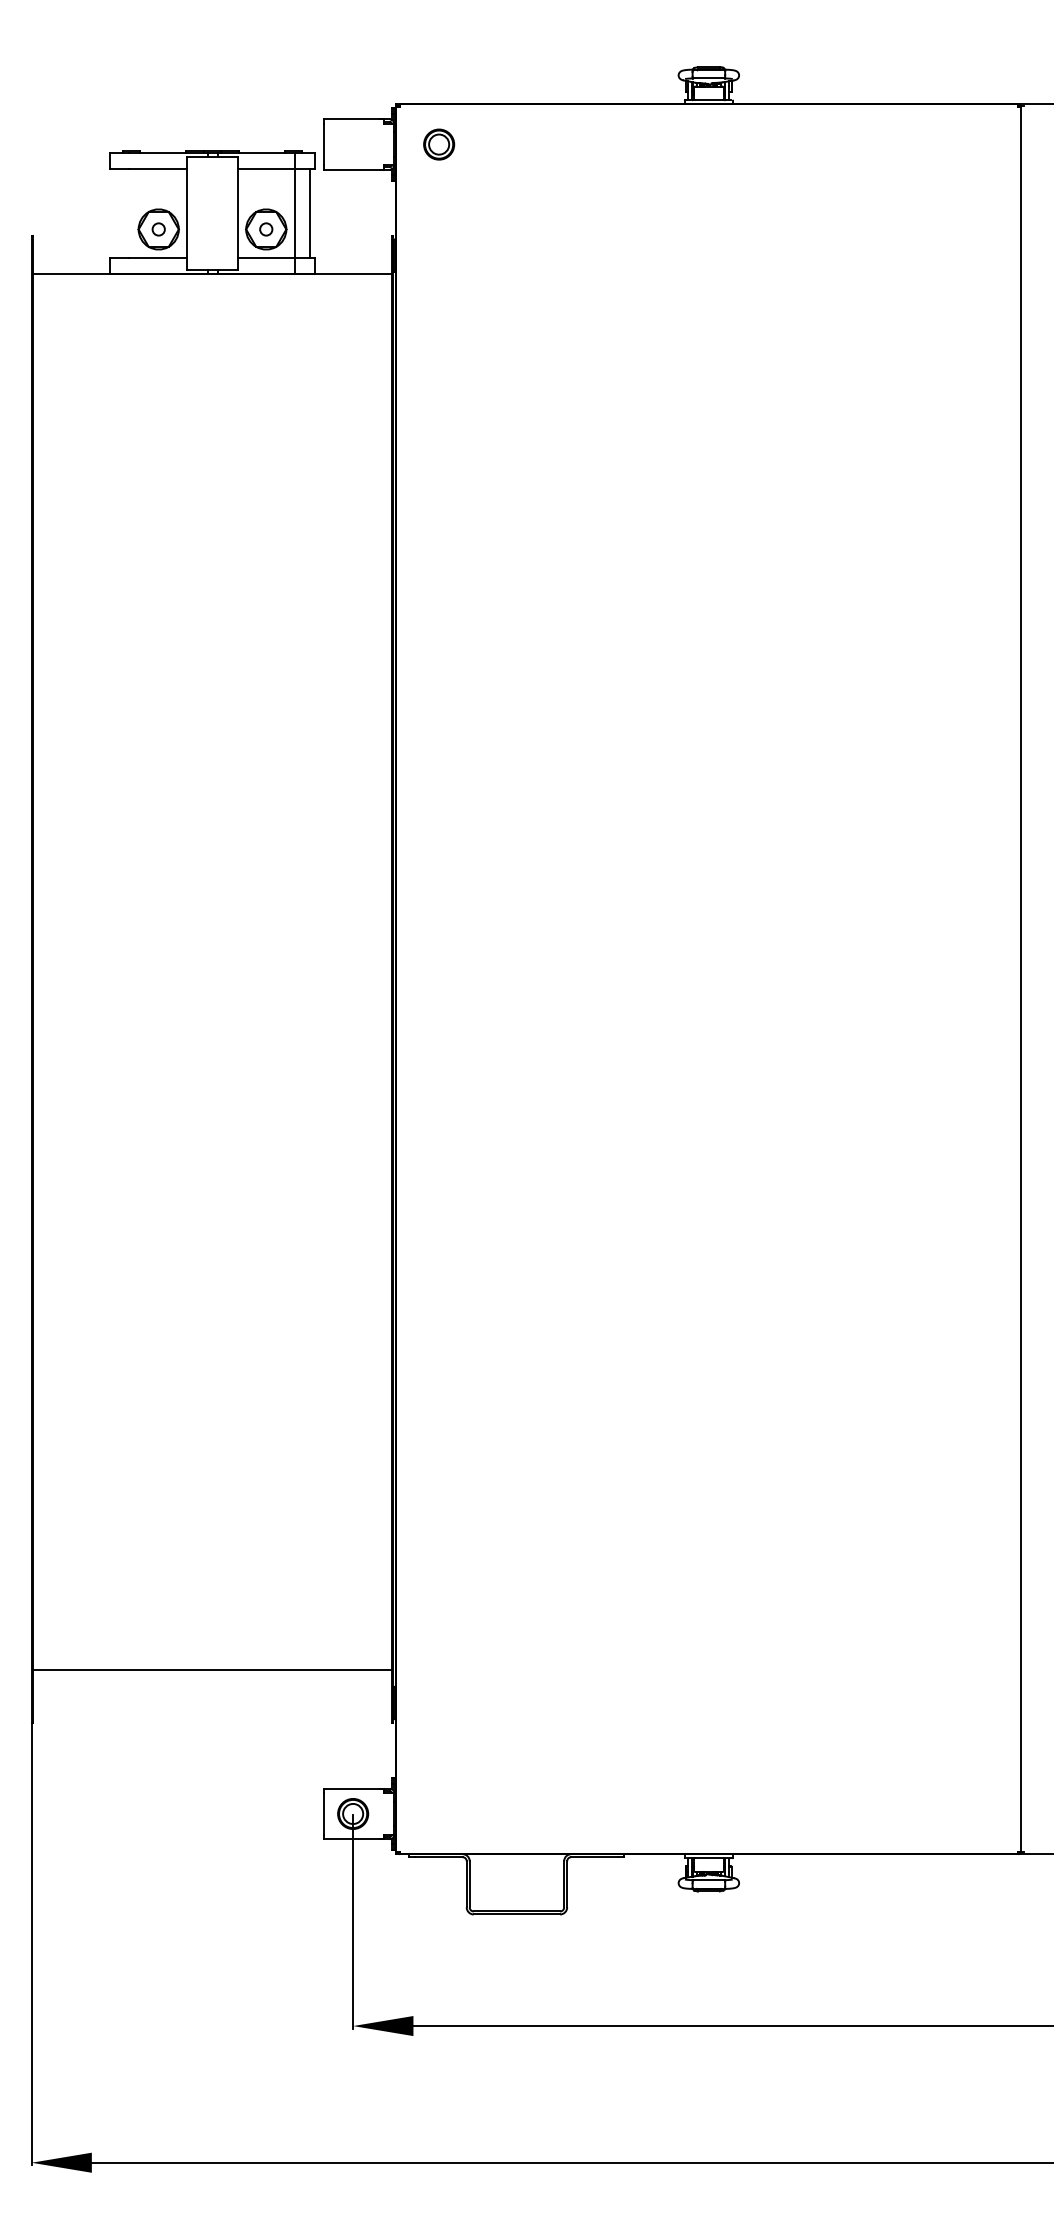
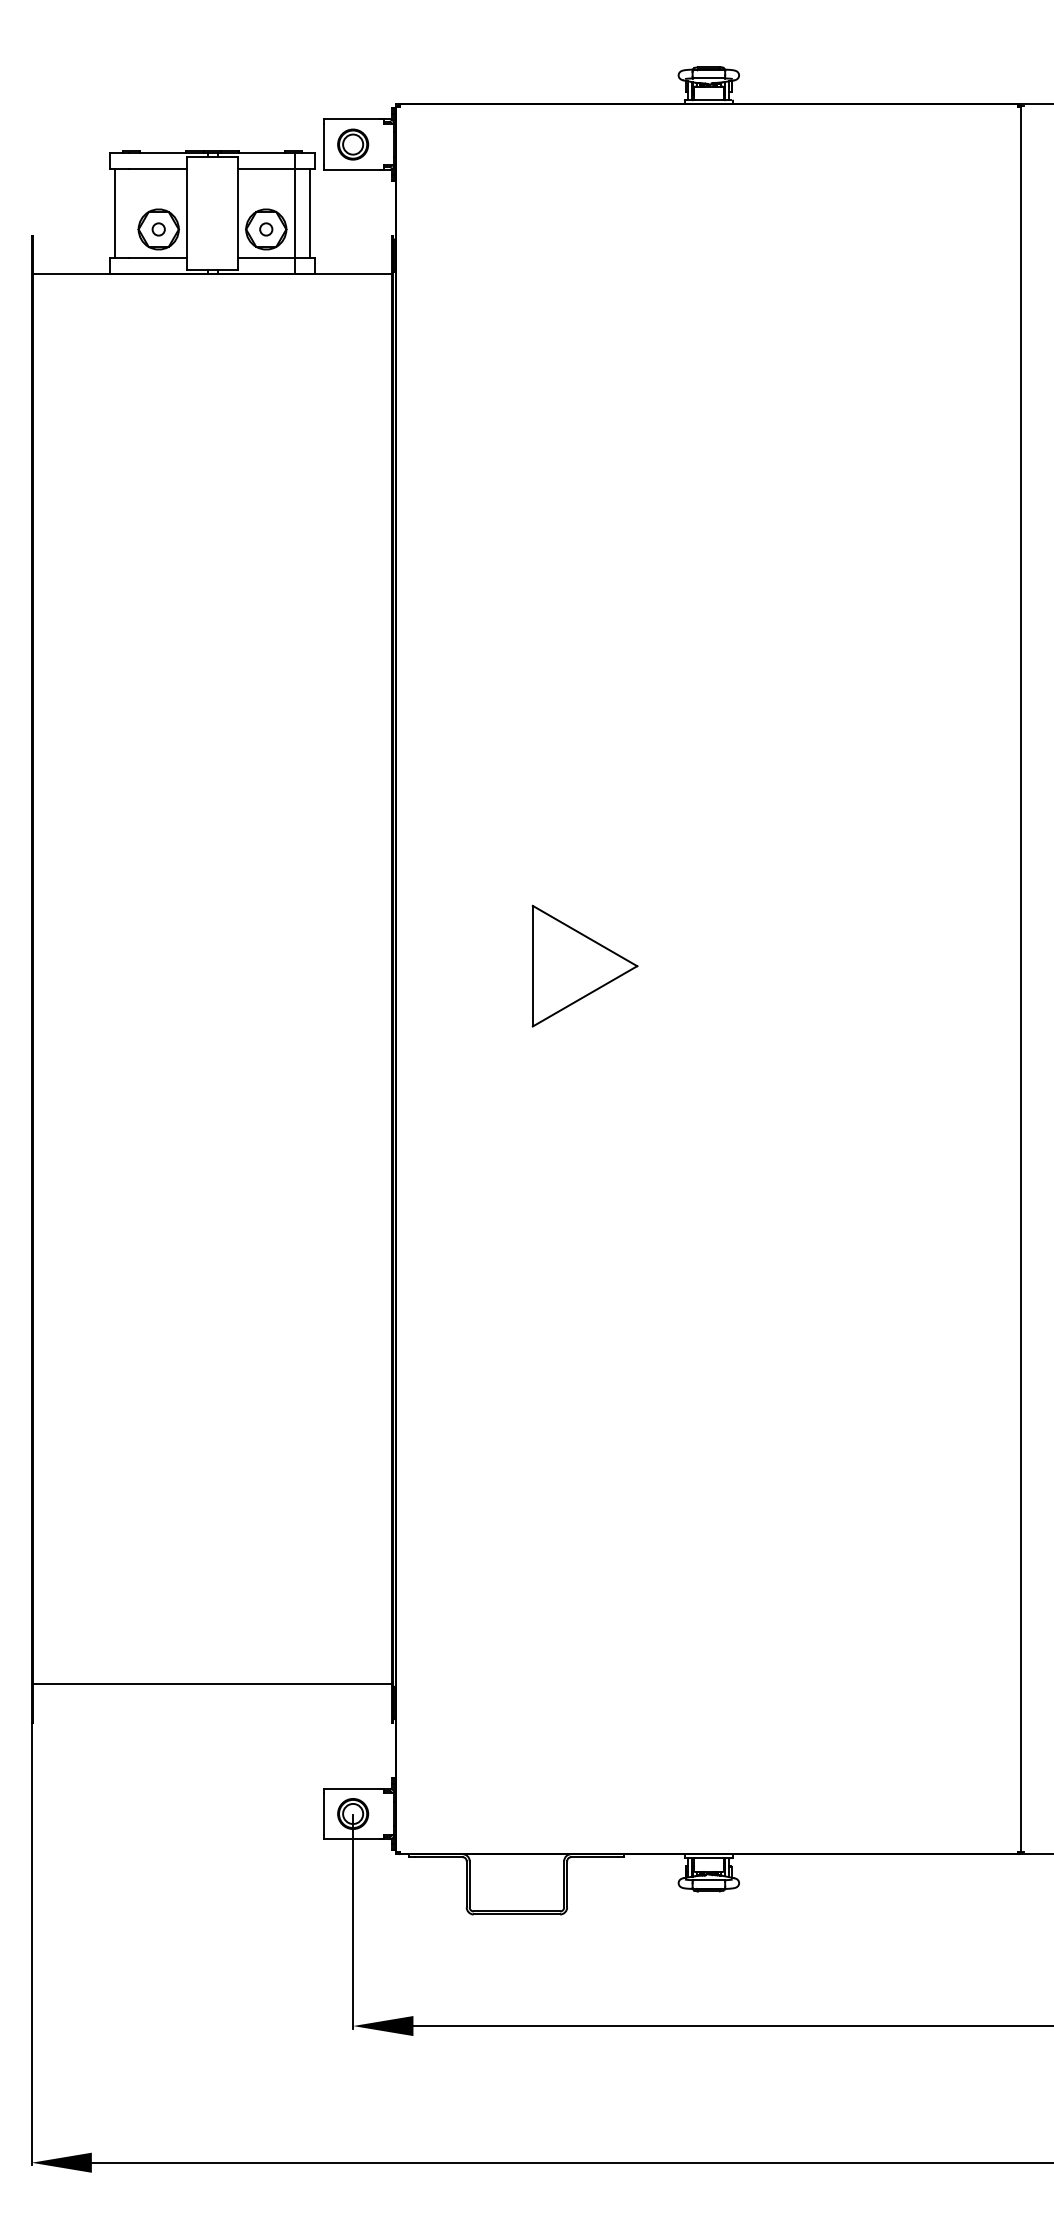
part position: (439, 144) -> (353, 144) (353, 144)
line: none -> present (115, 213)
part: none -> present (584, 965)
line position: (211, 1670) -> (211, 1684) (211, 1684)
